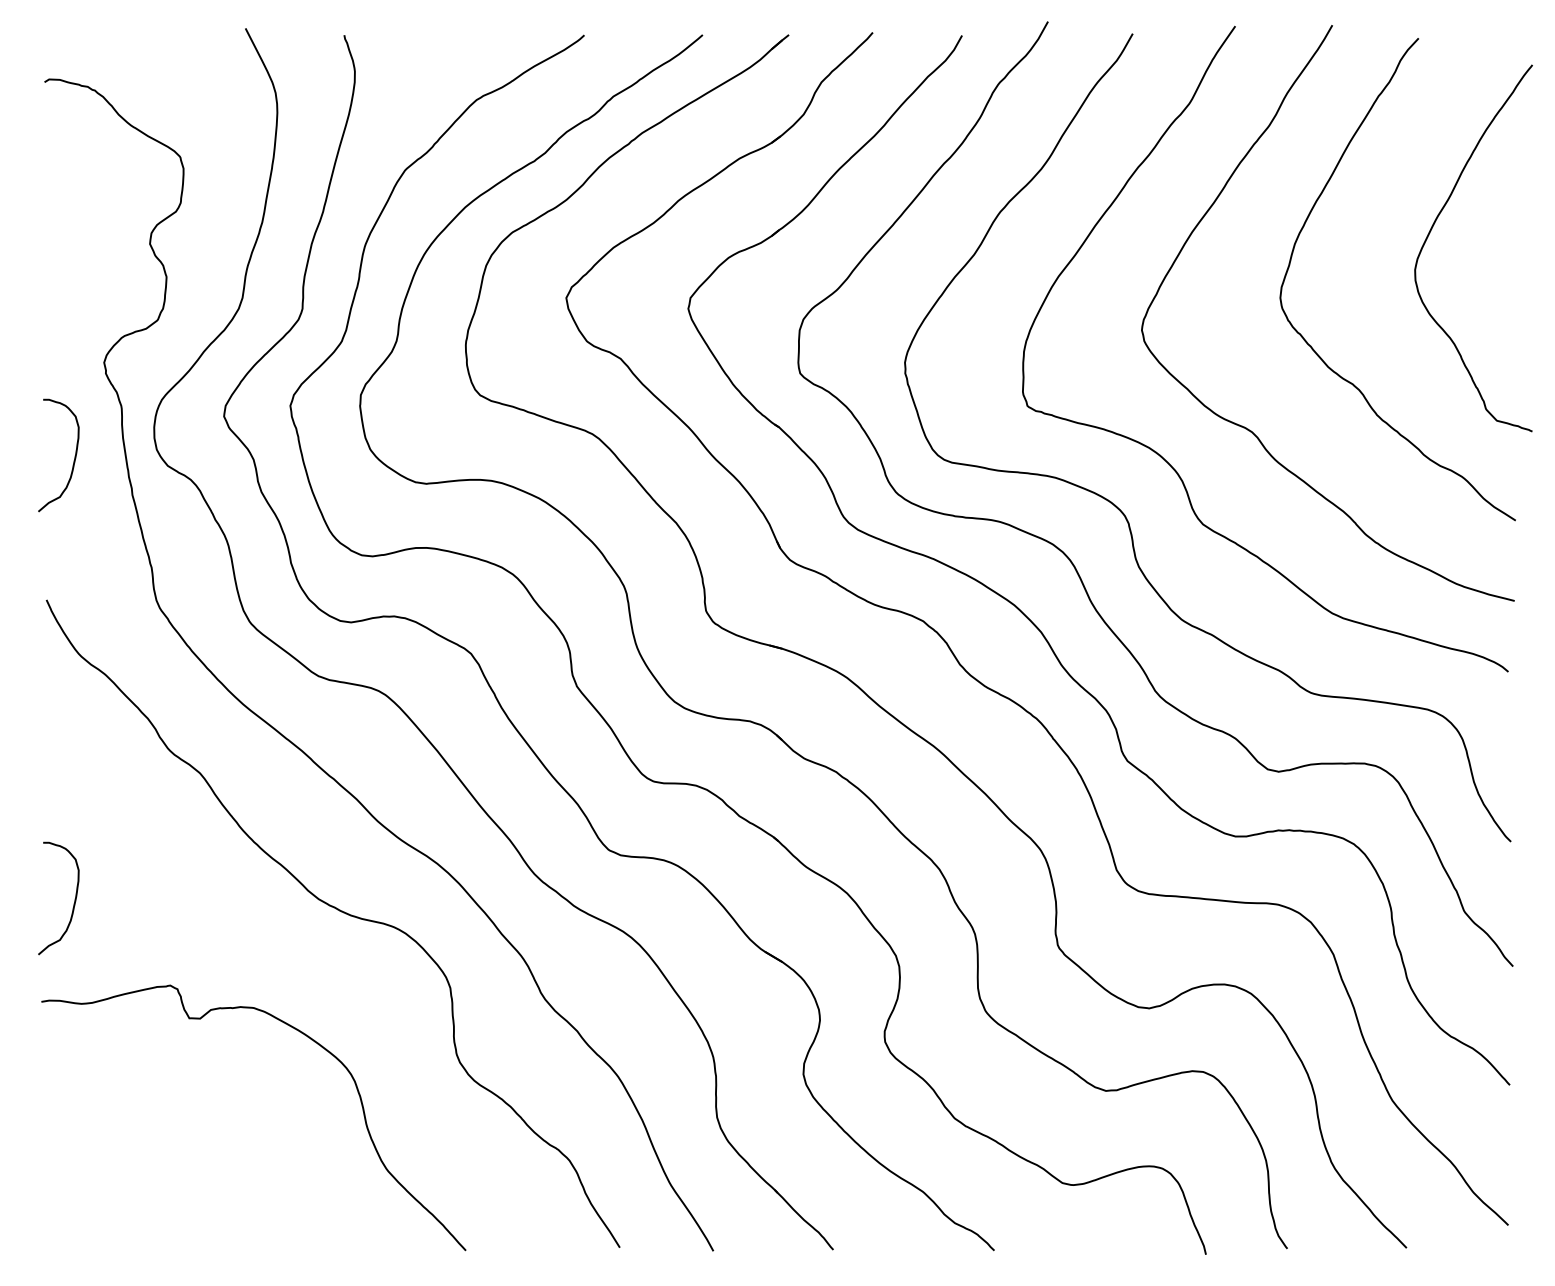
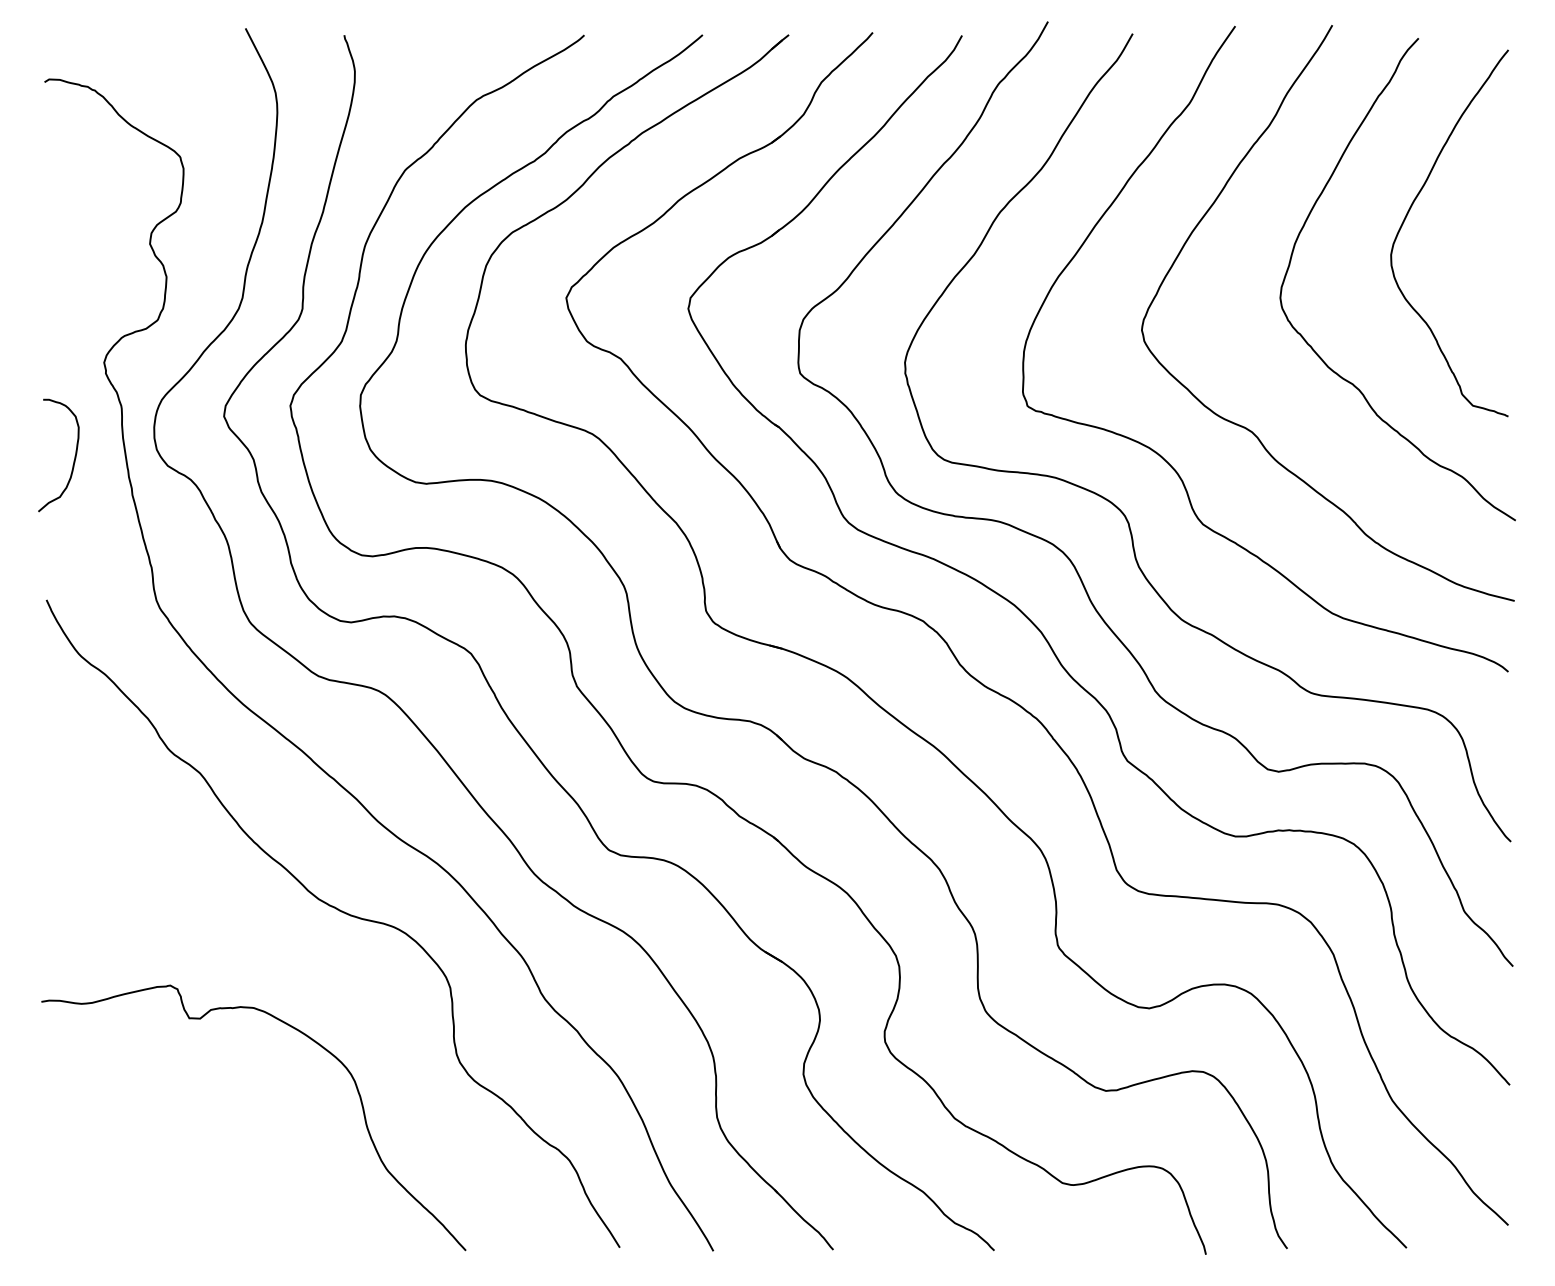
curve position: (1432, 229) -> (1408, 214) (1408, 214)
curve: present -> none (73, 903)
